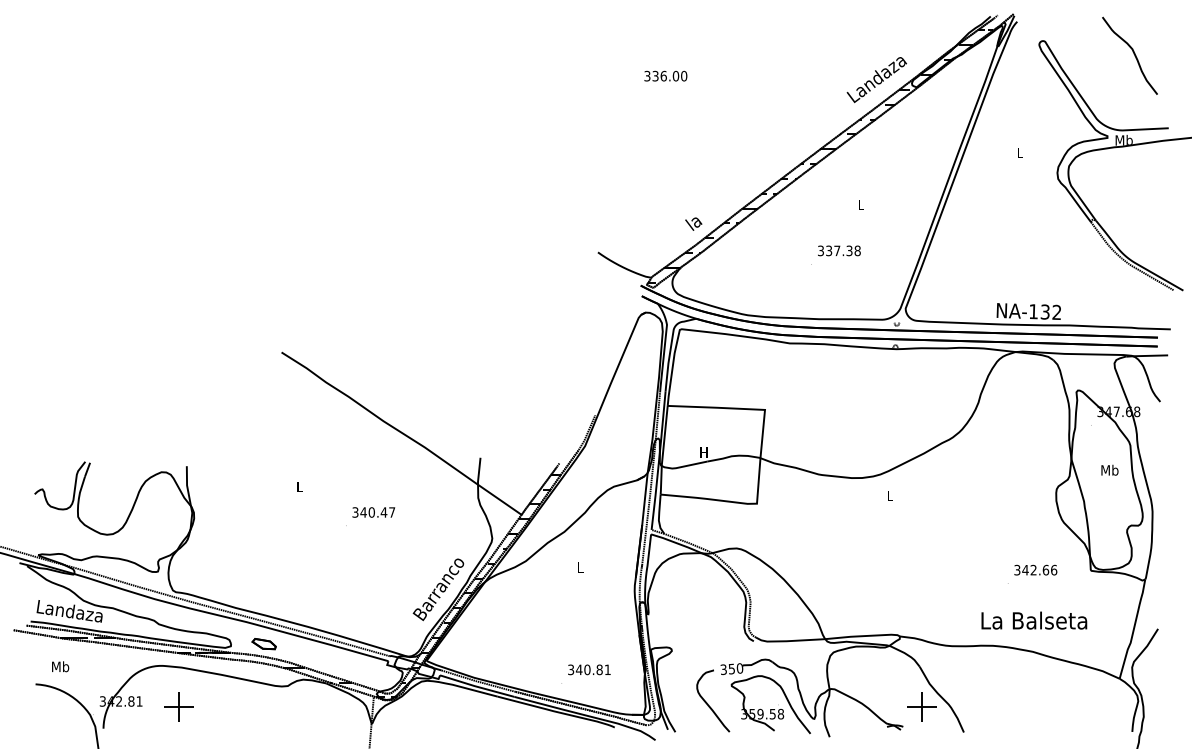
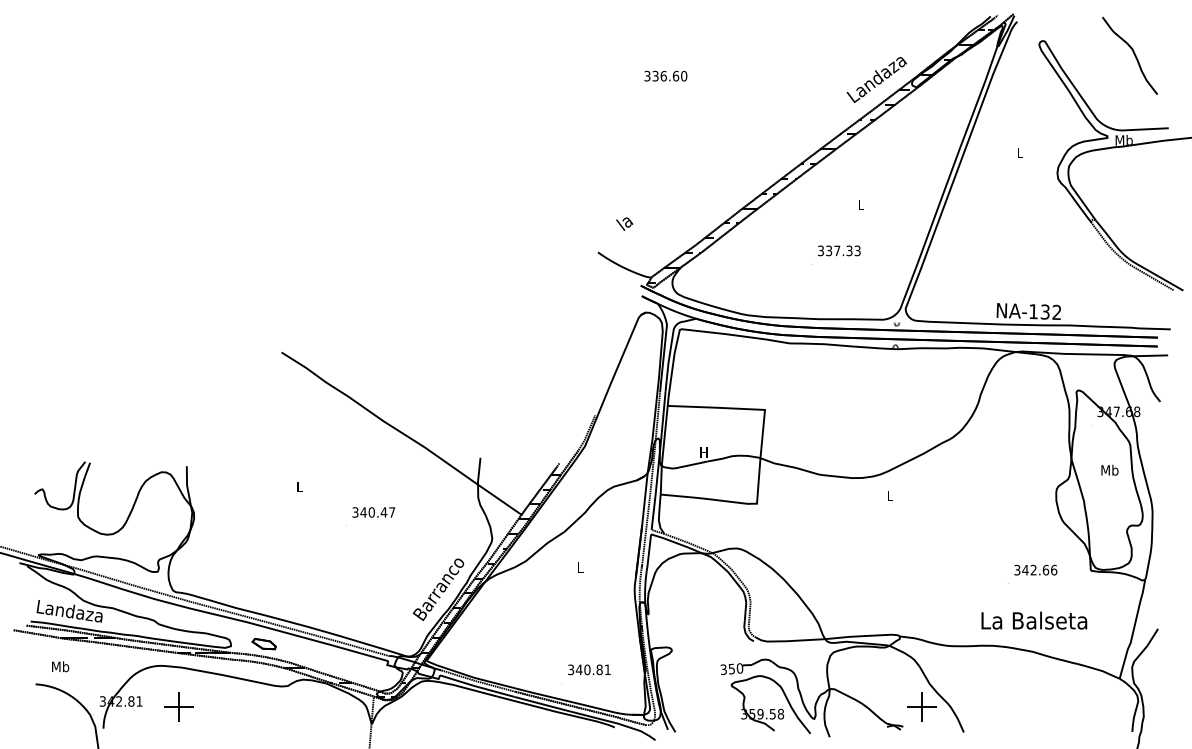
text: 336.00 -> 336.60 (676, 76)
text position: (693, 223) -> (624, 223) (624, 223)
text: 337.38 -> 337.33 (857, 250)
curve: present -> none (707, 702)
